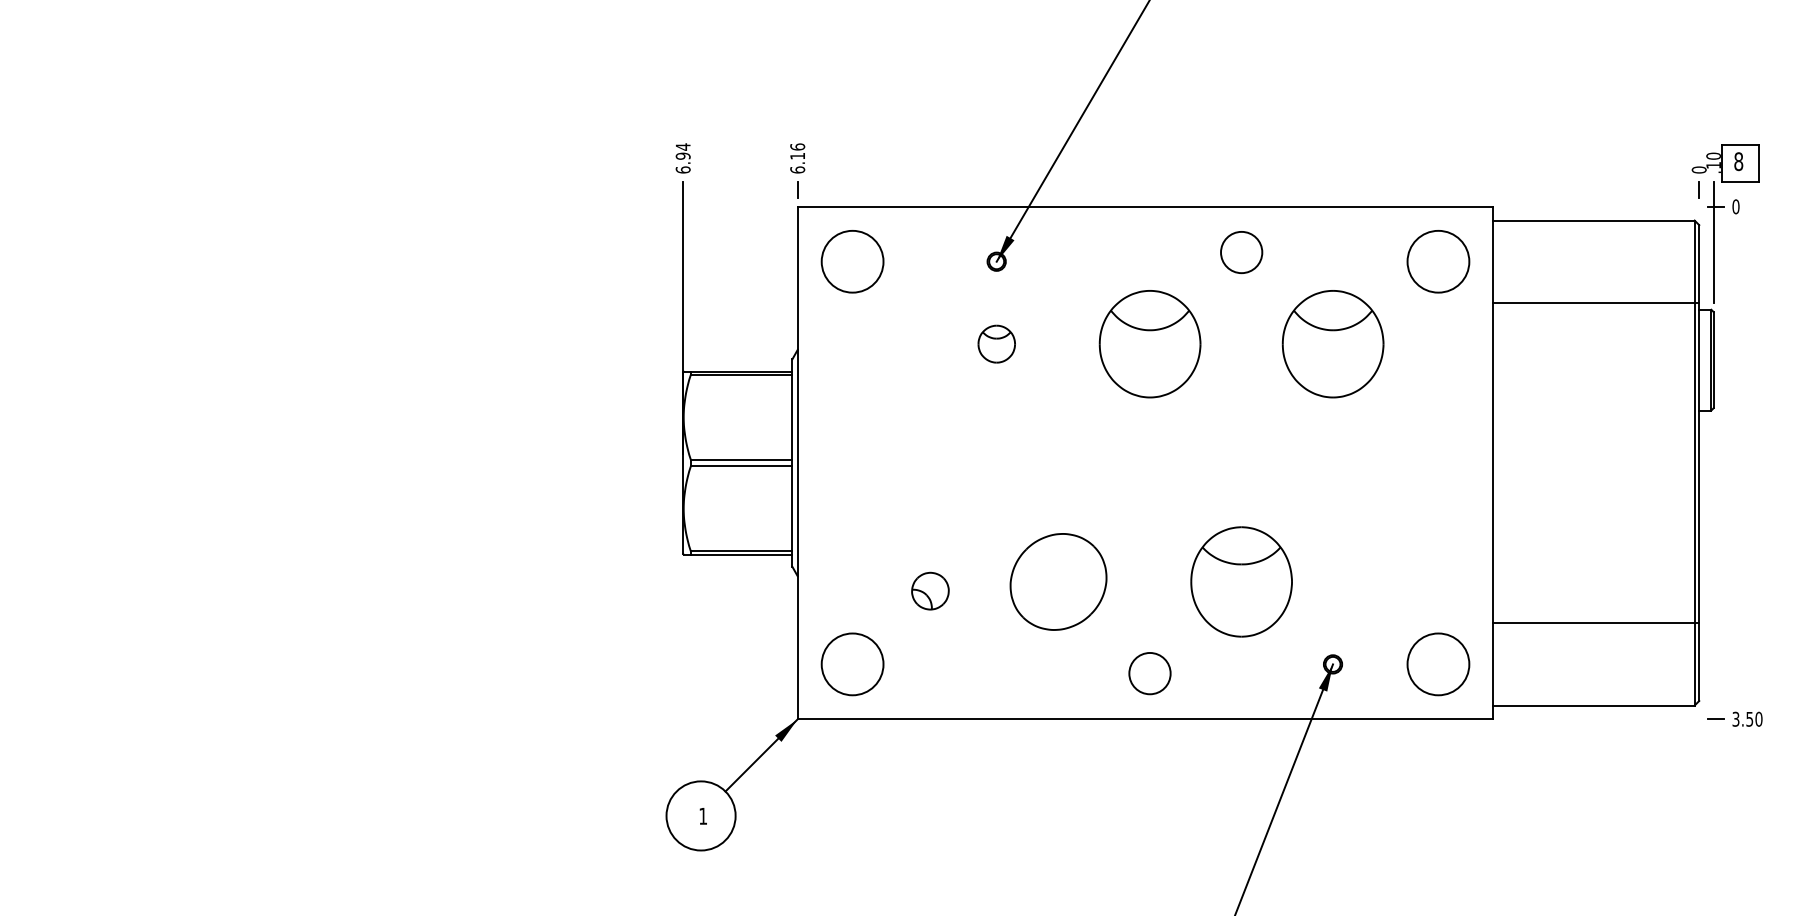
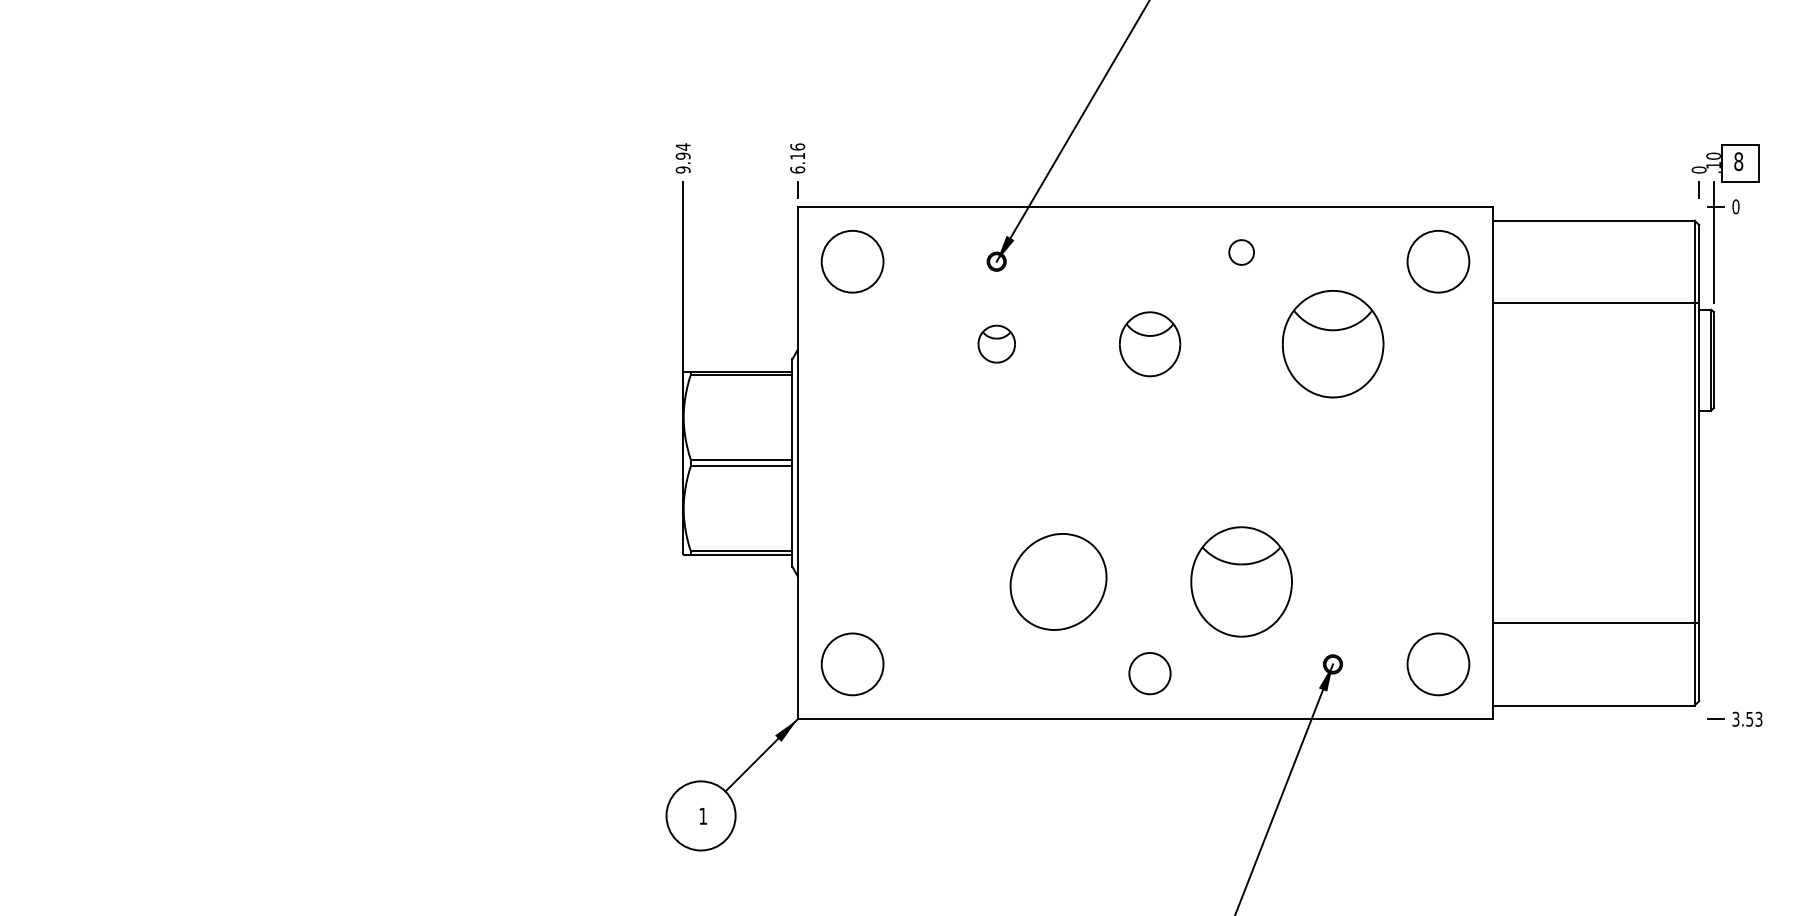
text: 6.94 -> 9.94 (682, 169)
circle diameter: 41 px -> 25 px (1241, 252)
part size: 104x109 px -> 63x67 px (1150, 344)
part: present -> none (930, 590)
text: 3.50 -> 3.53 (1758, 718)
